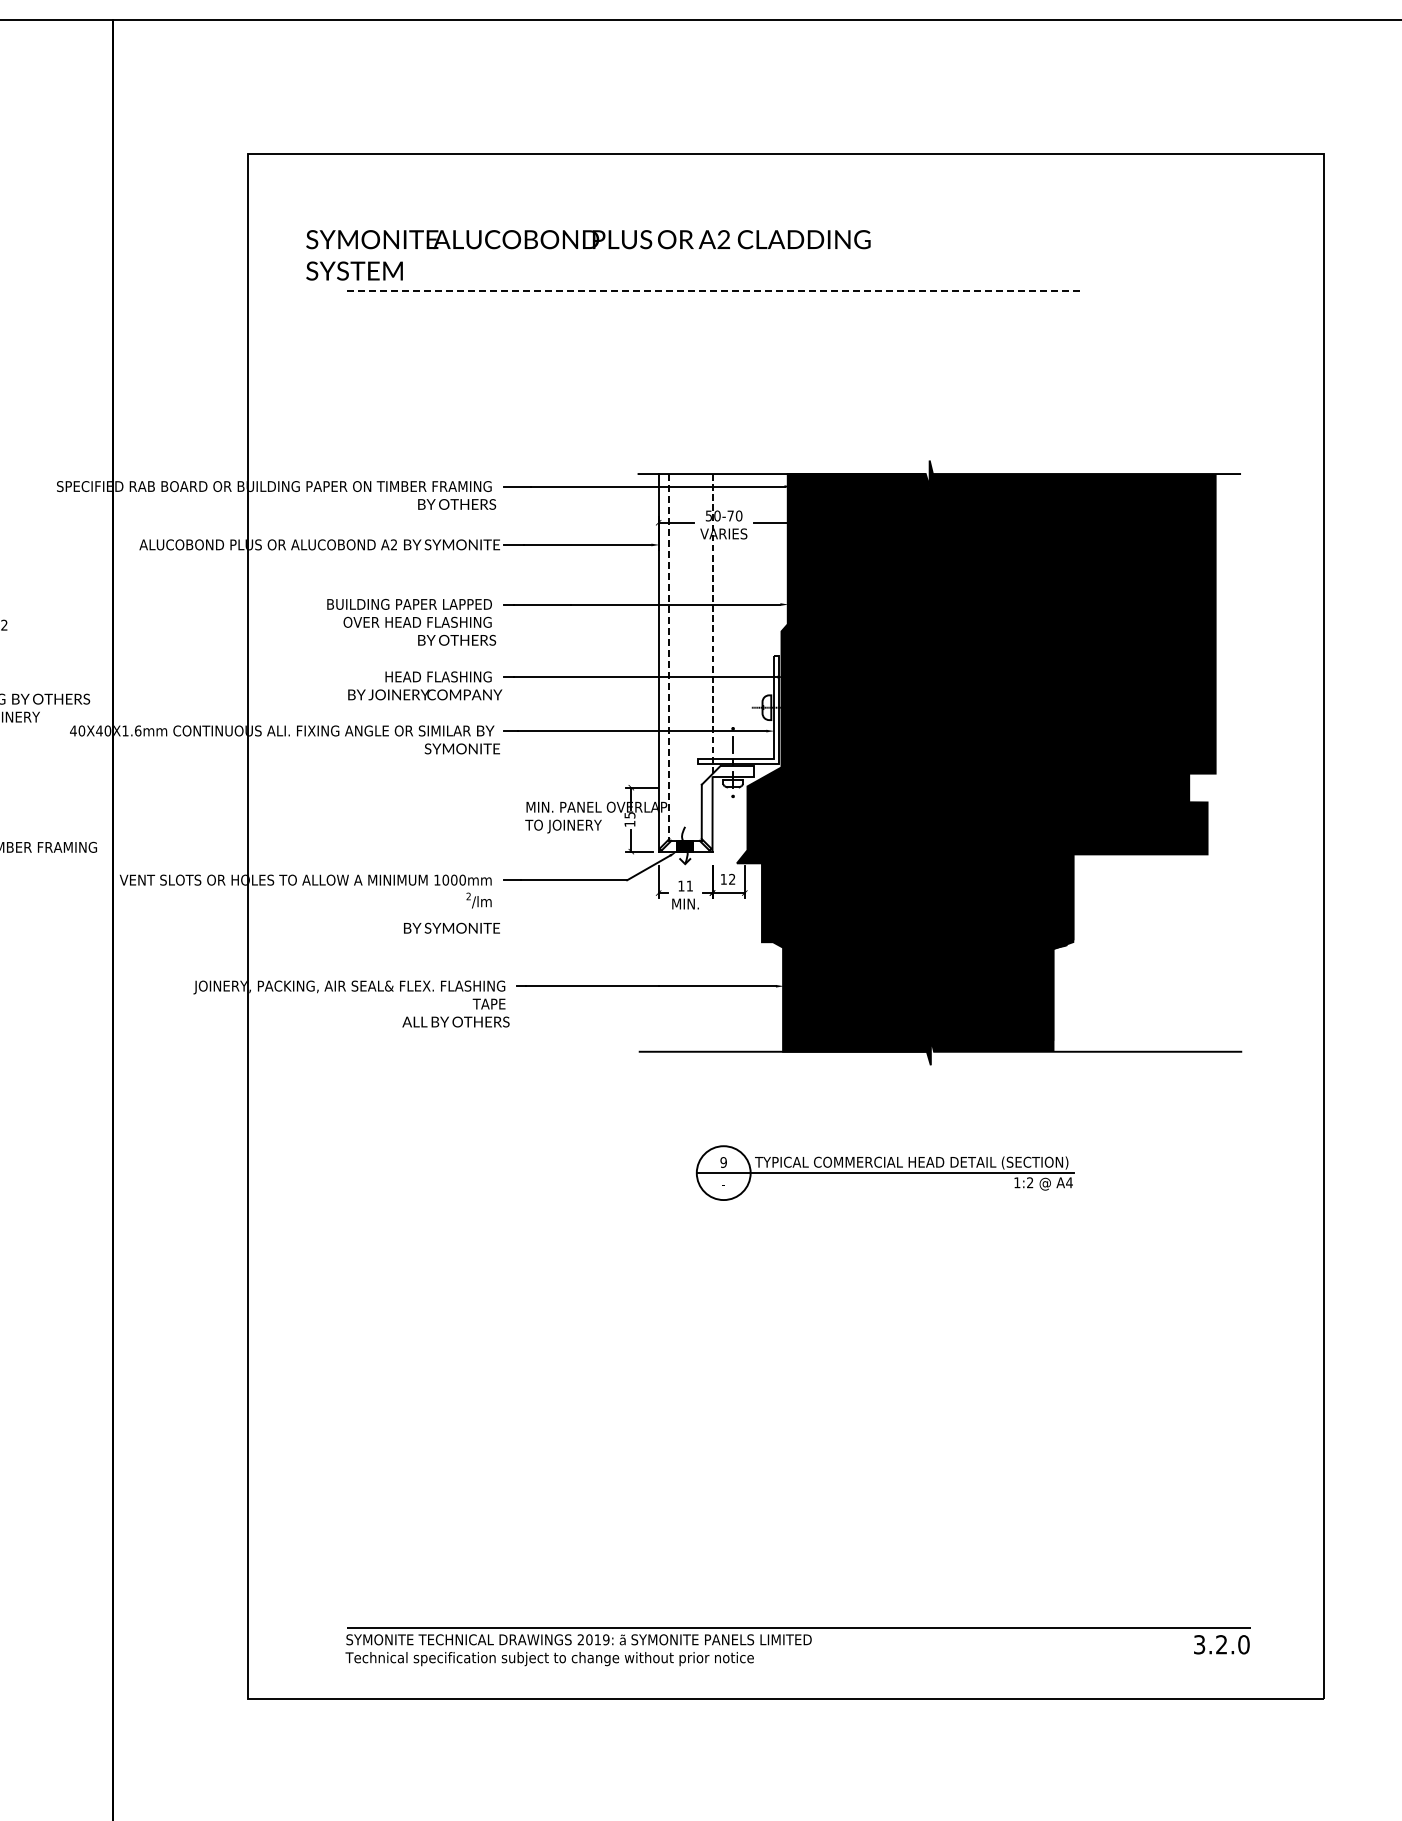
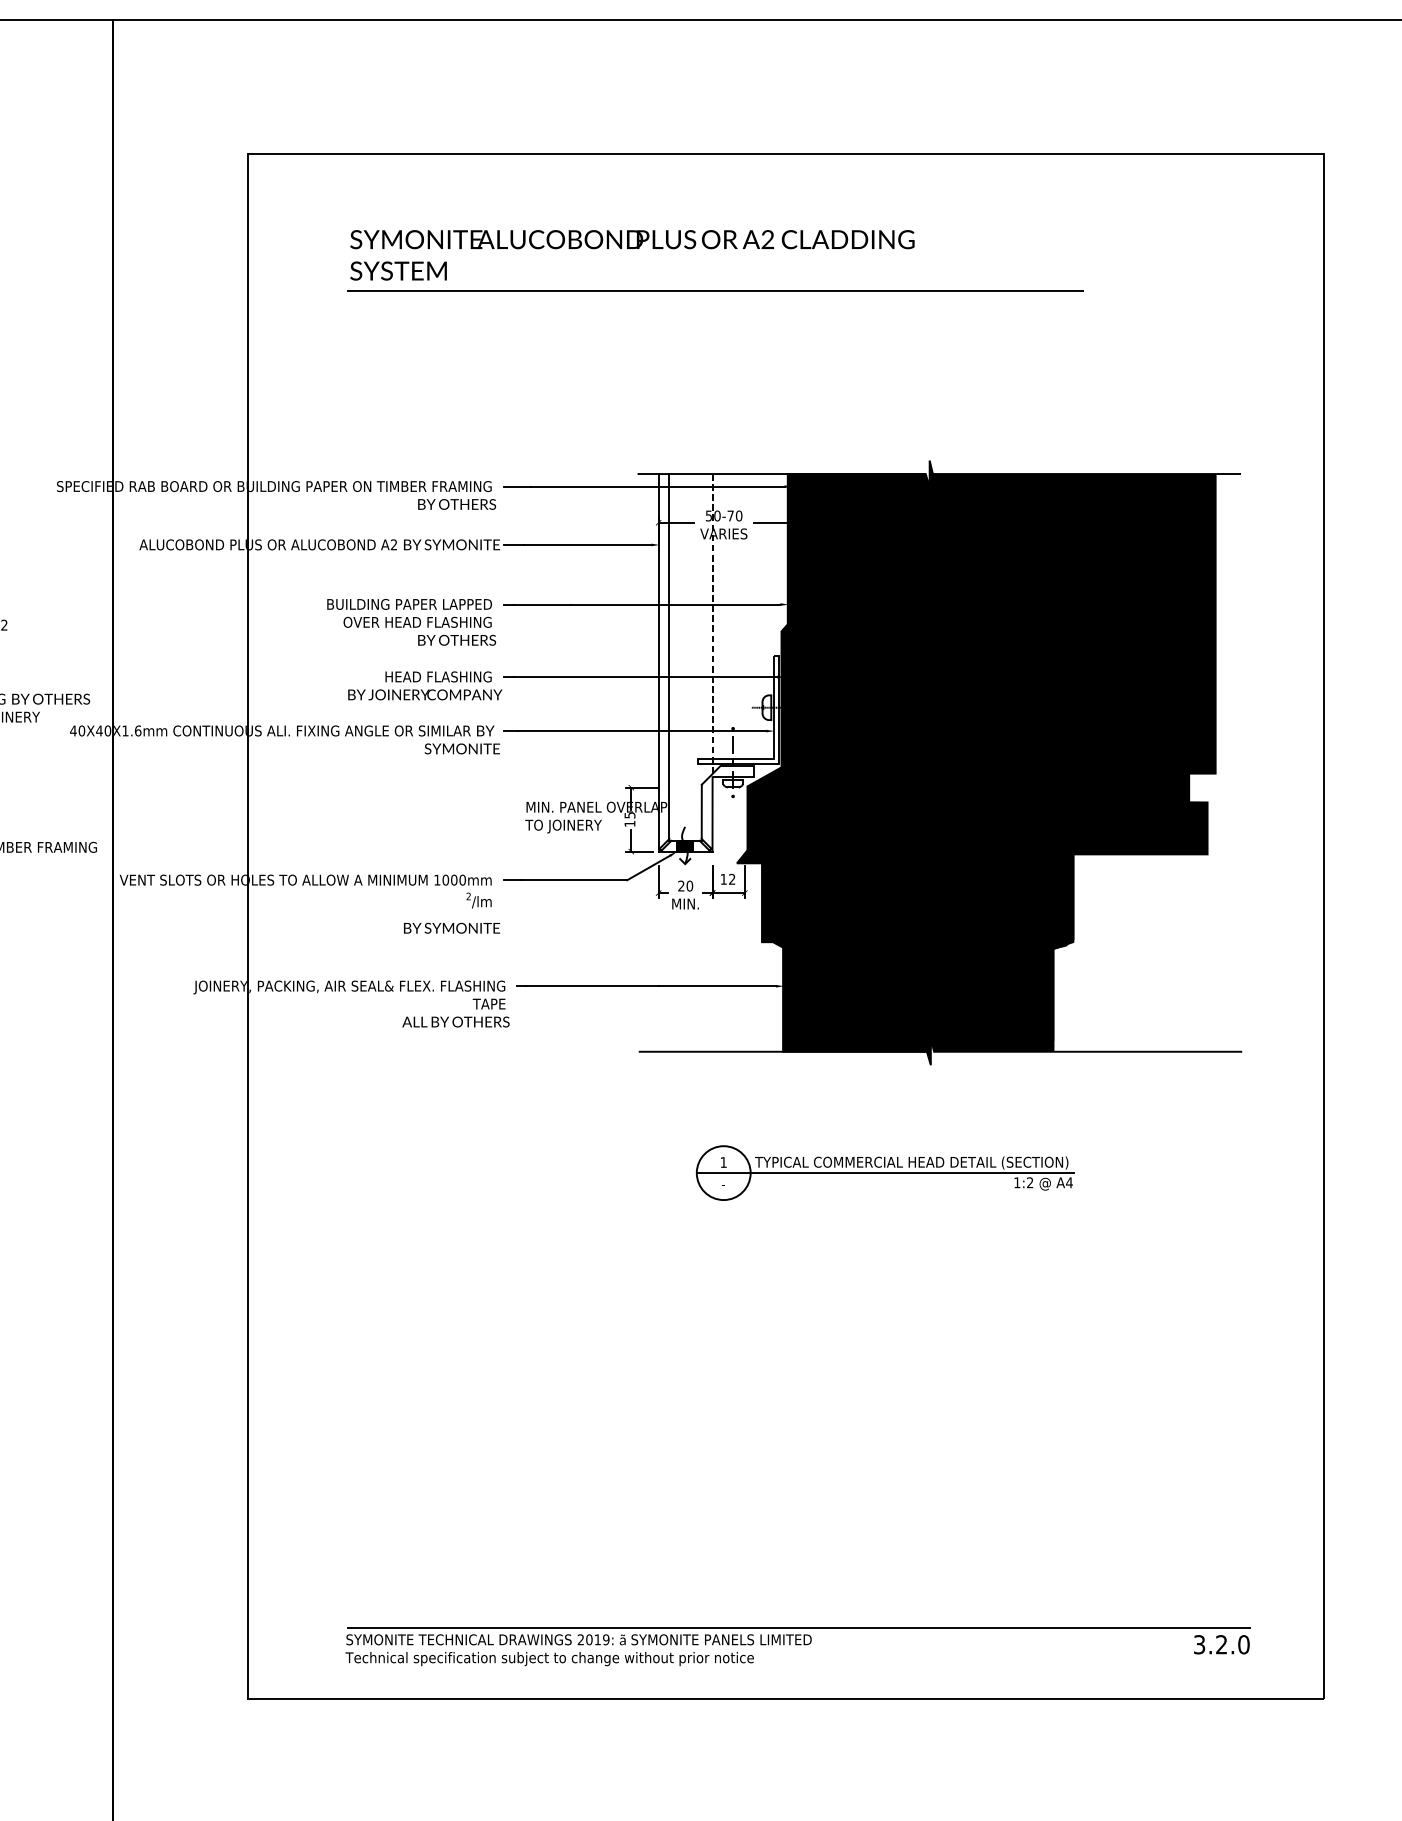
text position: (588, 255) -> (632, 255) (632, 255)
line: dashed -> solid (715, 290)
line: dashed -> solid (669, 657)
text: 11 -> 20 (685, 885)
text: 9 -> 1 (723, 1162)
